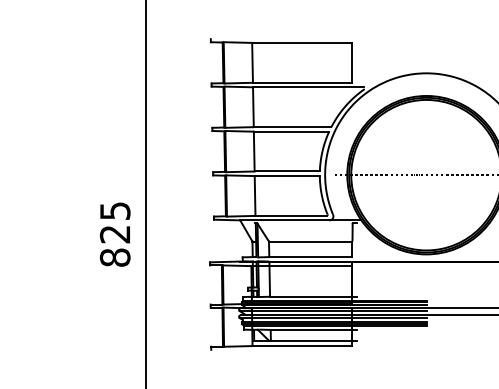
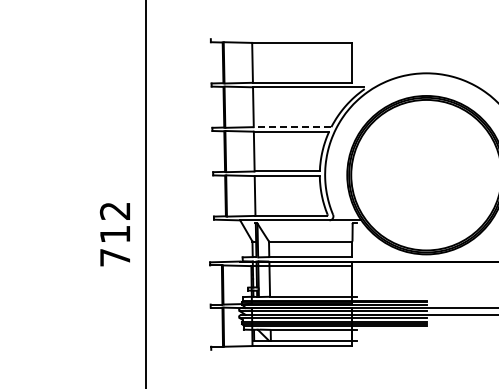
line: solid -> dashed (292, 127)
line: present -> none (414, 175)
text: 825 -> 712 (114, 234)
